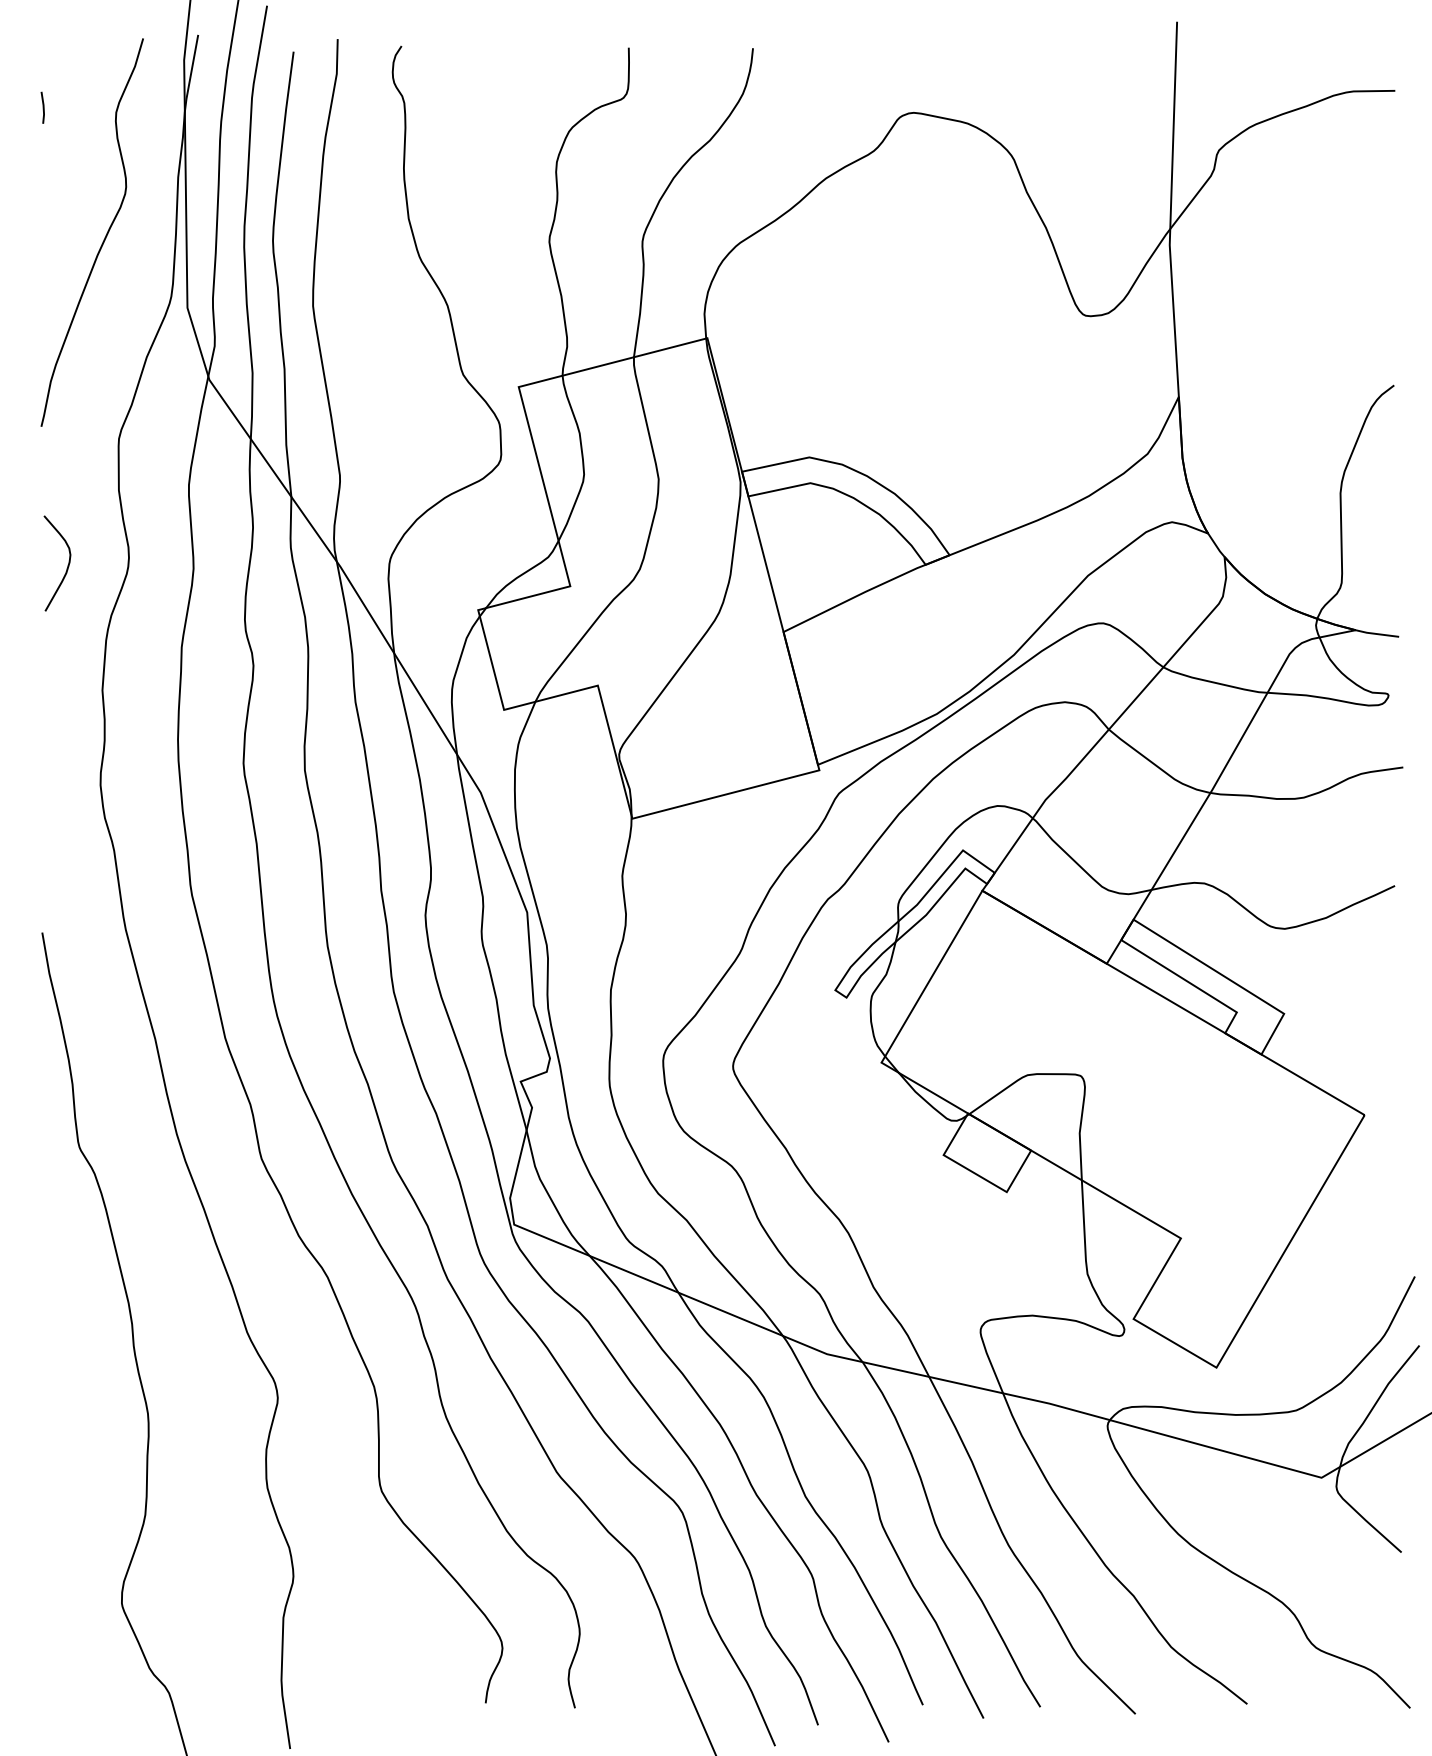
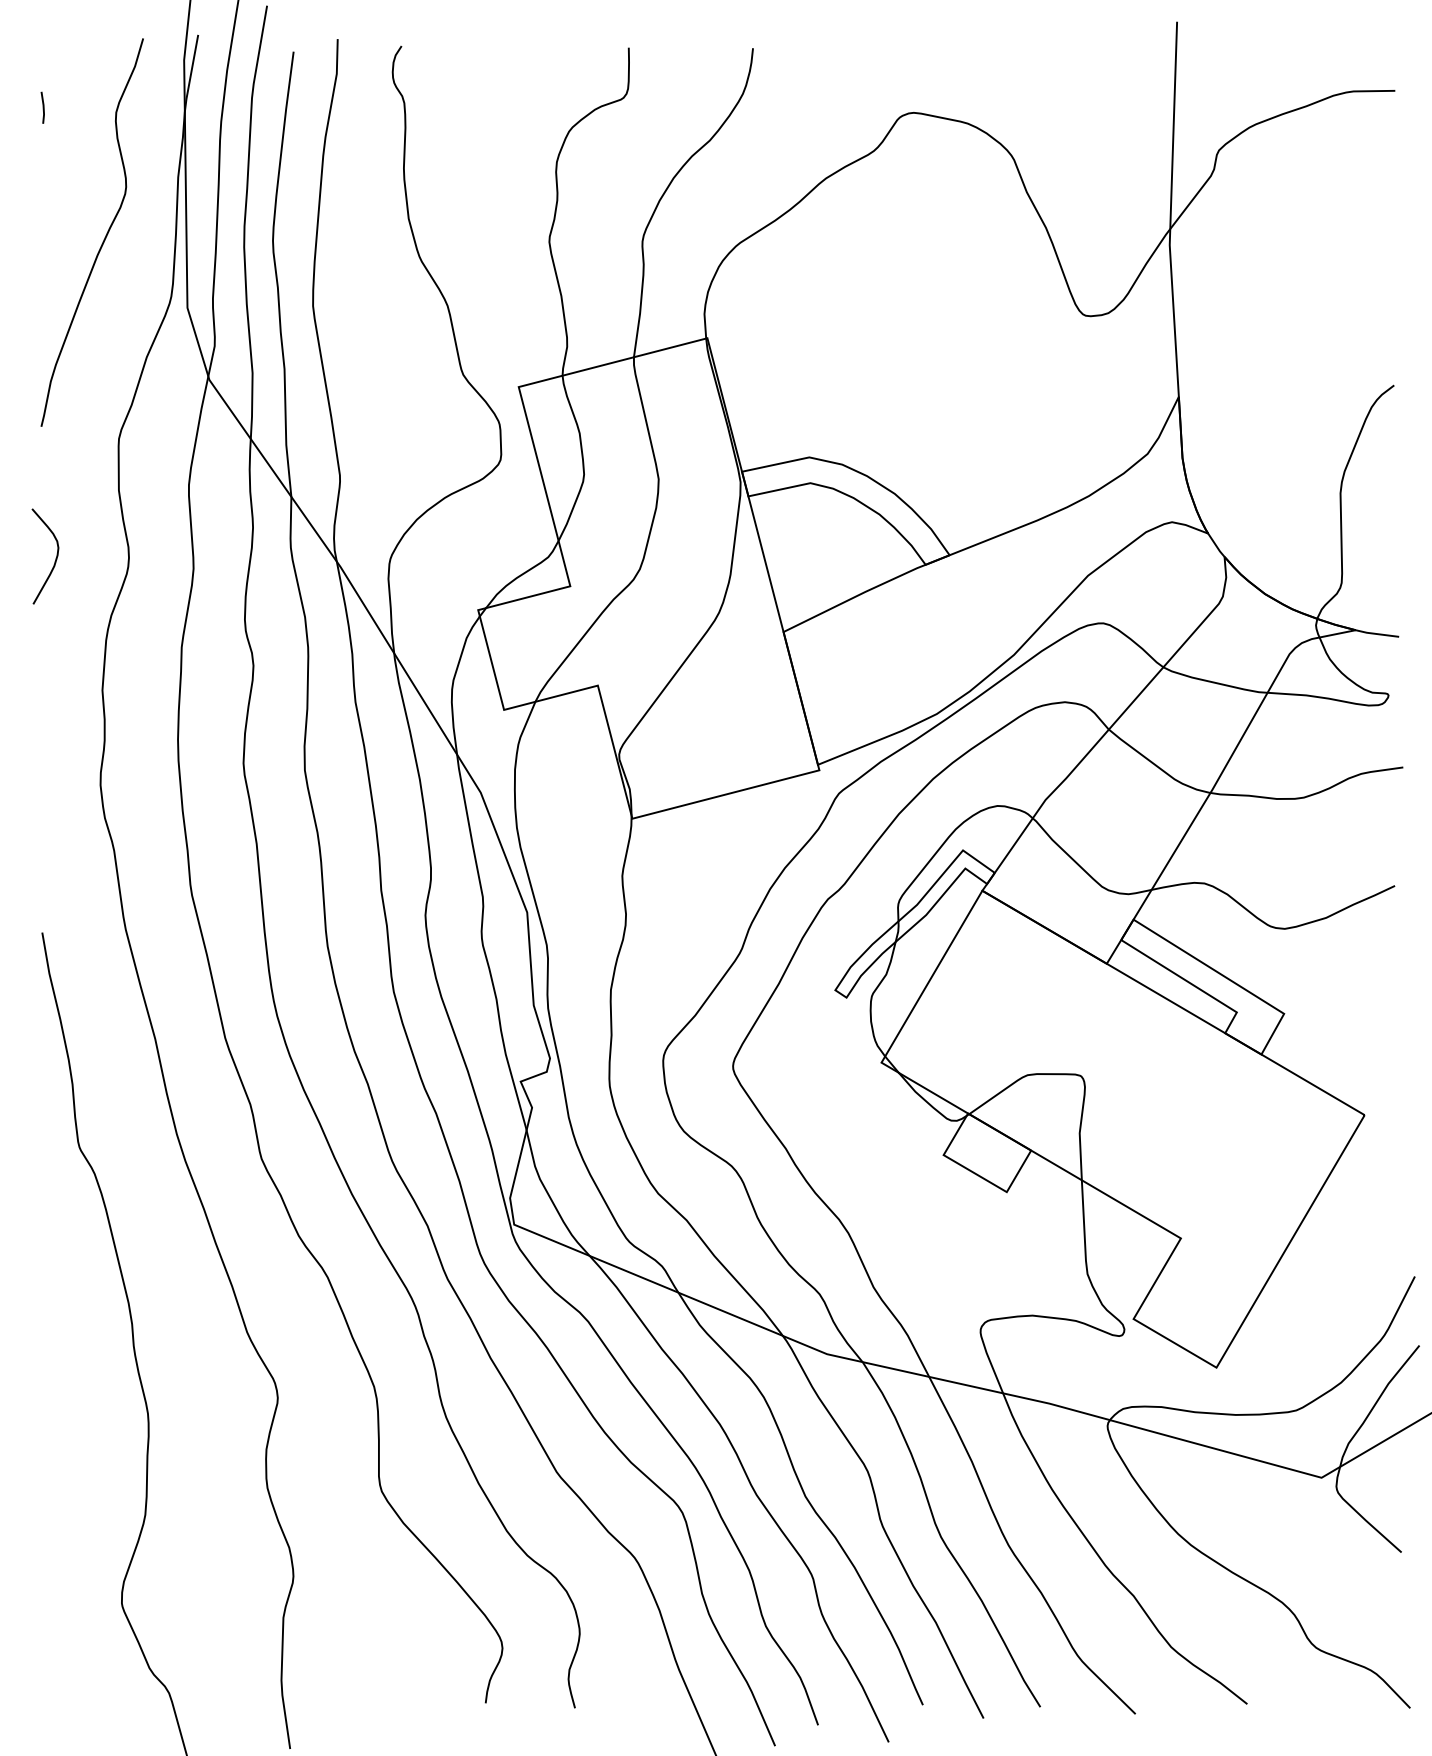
curve position: (67, 565) -> (55, 558) (55, 558)
